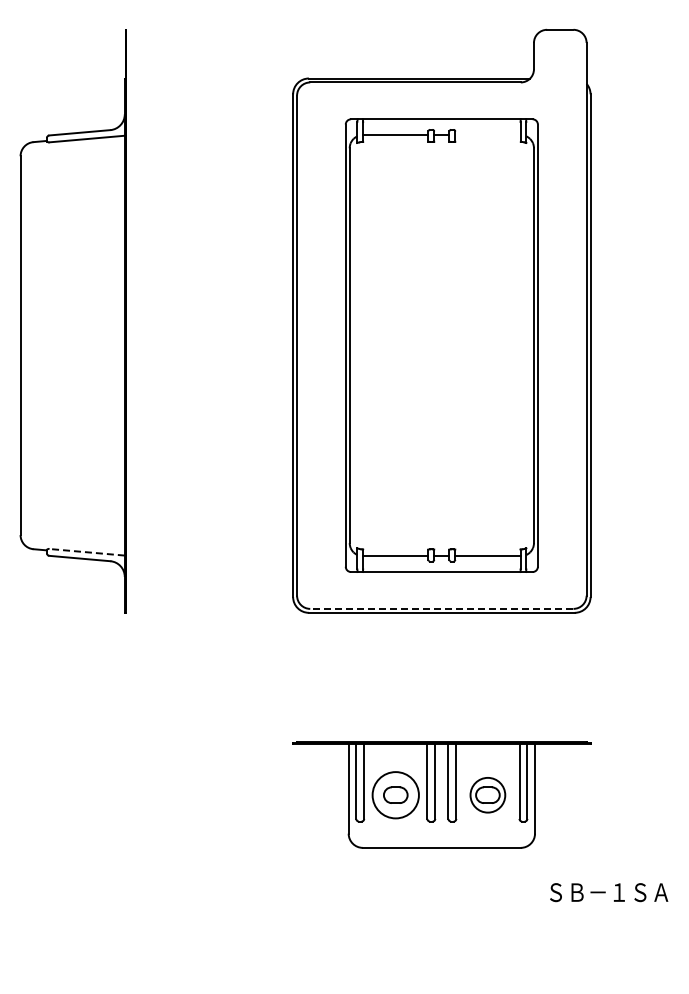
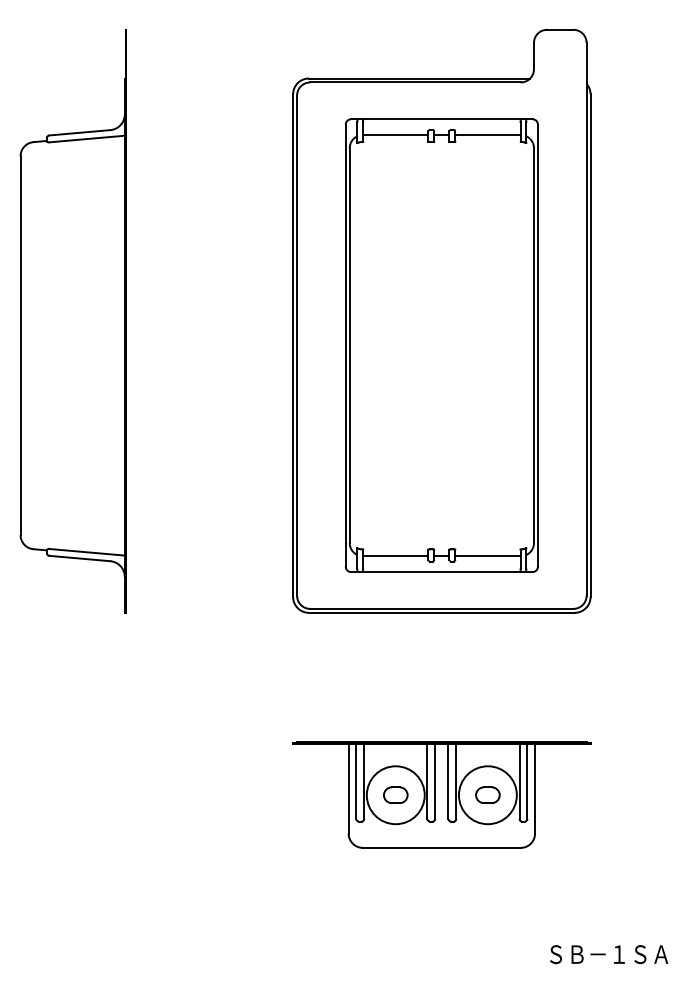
line: none -> present (487, 135)
line: dashed -> solid (87, 552)
line: dashed -> solid (441, 608)
circle diameter: 35 px -> 58 px (487, 795)
circle diameter: 46 px -> 58 px (395, 795)
text position: (609, 892) -> (609, 954) (609, 954)
